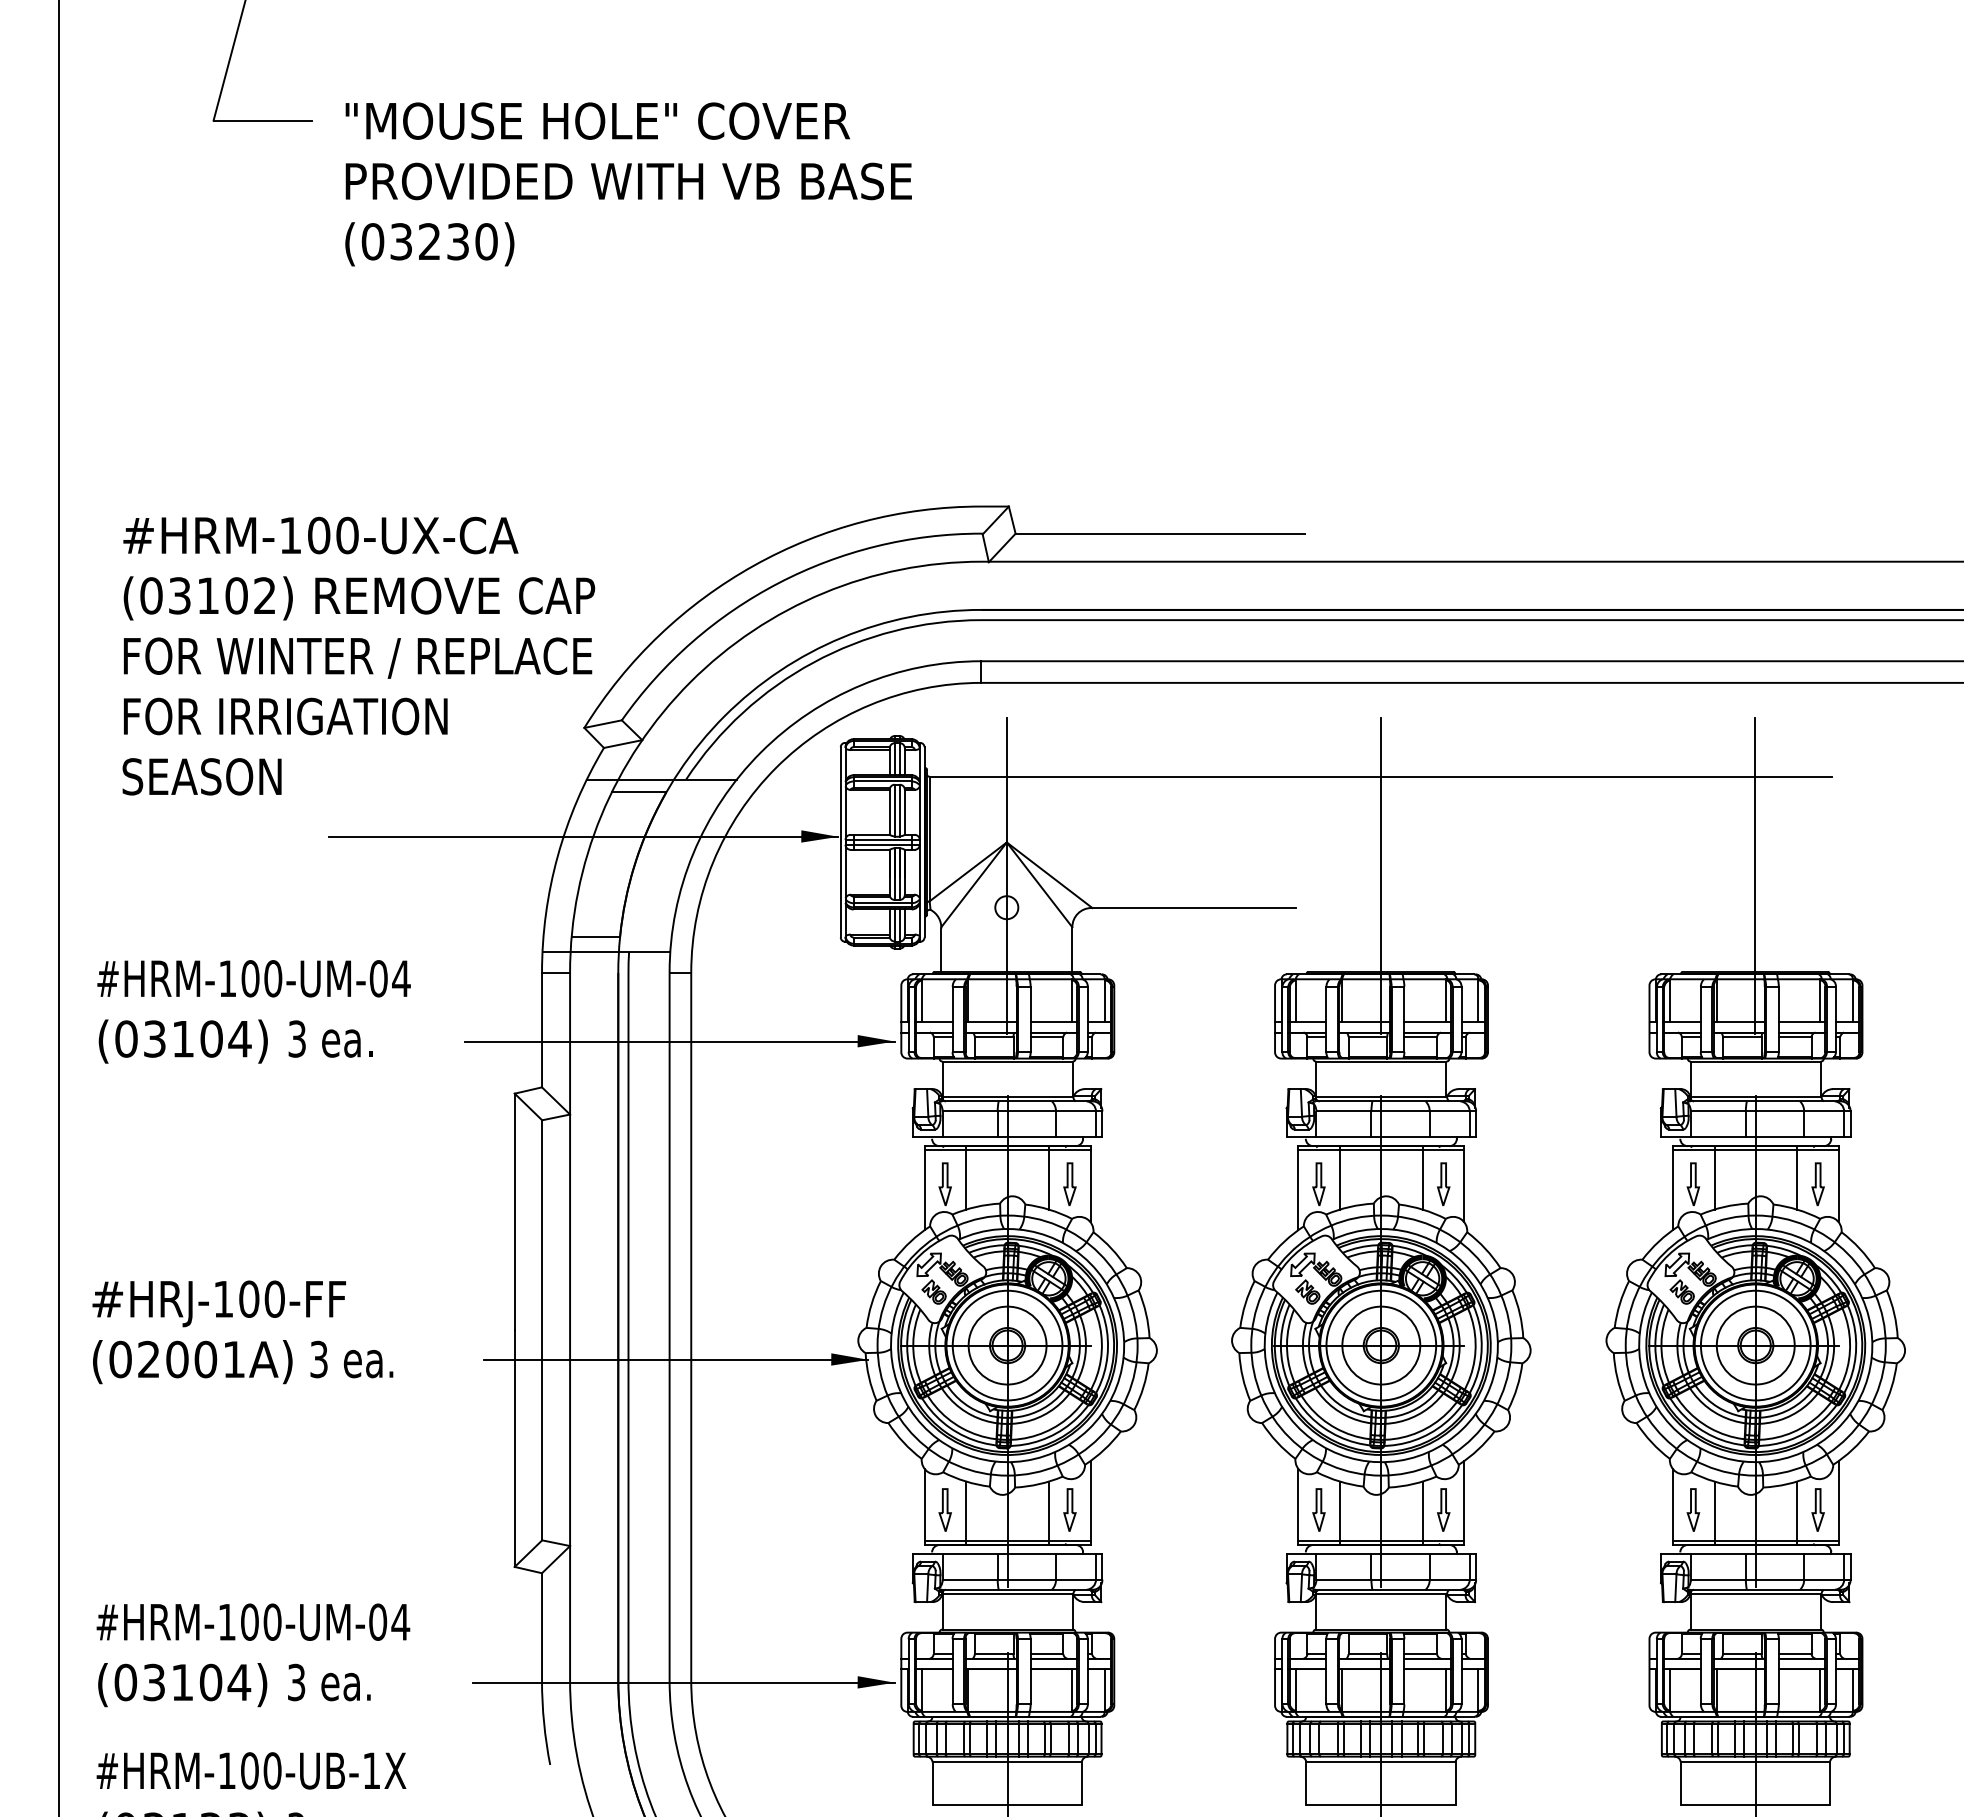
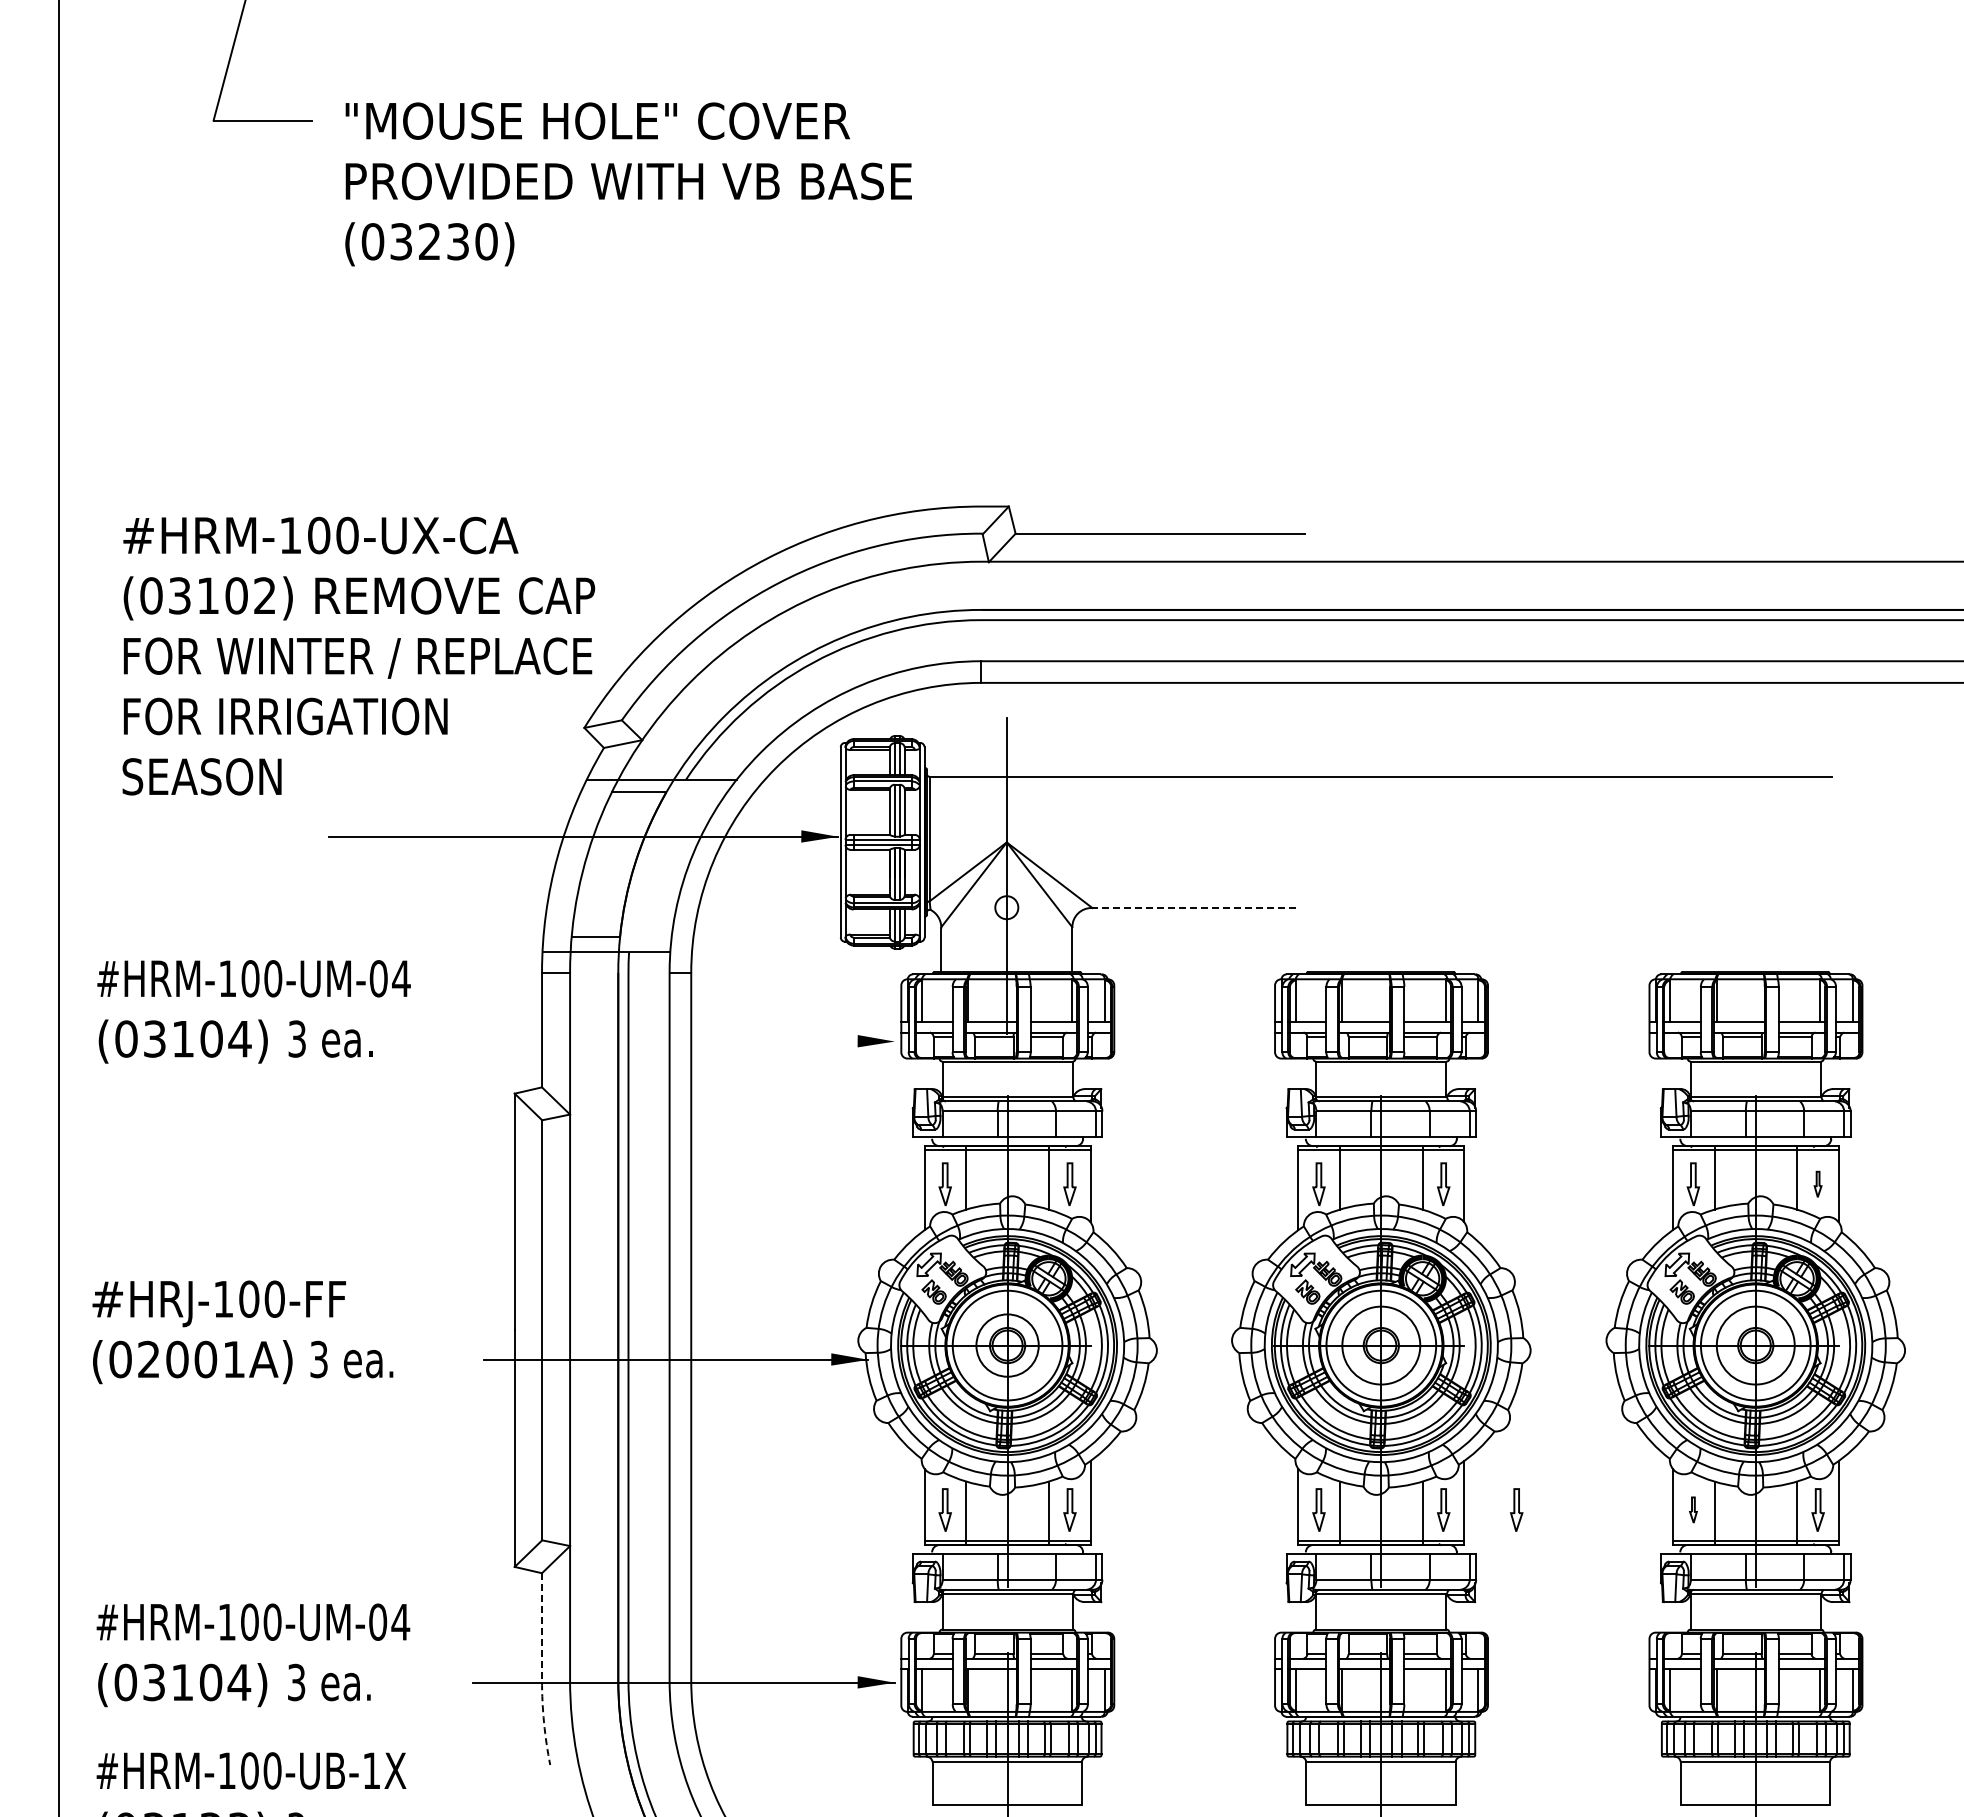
line: present -> none (1380, 875)
line: present -> none (1754, 875)
line: solid -> dashed (1194, 908)
line: present -> none (679, 1041)
part size: 14x45 px -> 10x28 px (1817, 1183)
circle diameter: 78 px -> 62 px (1007, 1345)
part: none -> present (1516, 1509)
part size: 15x44 px -> 9x28 px (1693, 1509)
line: solid -> dashed (542, 1672)
